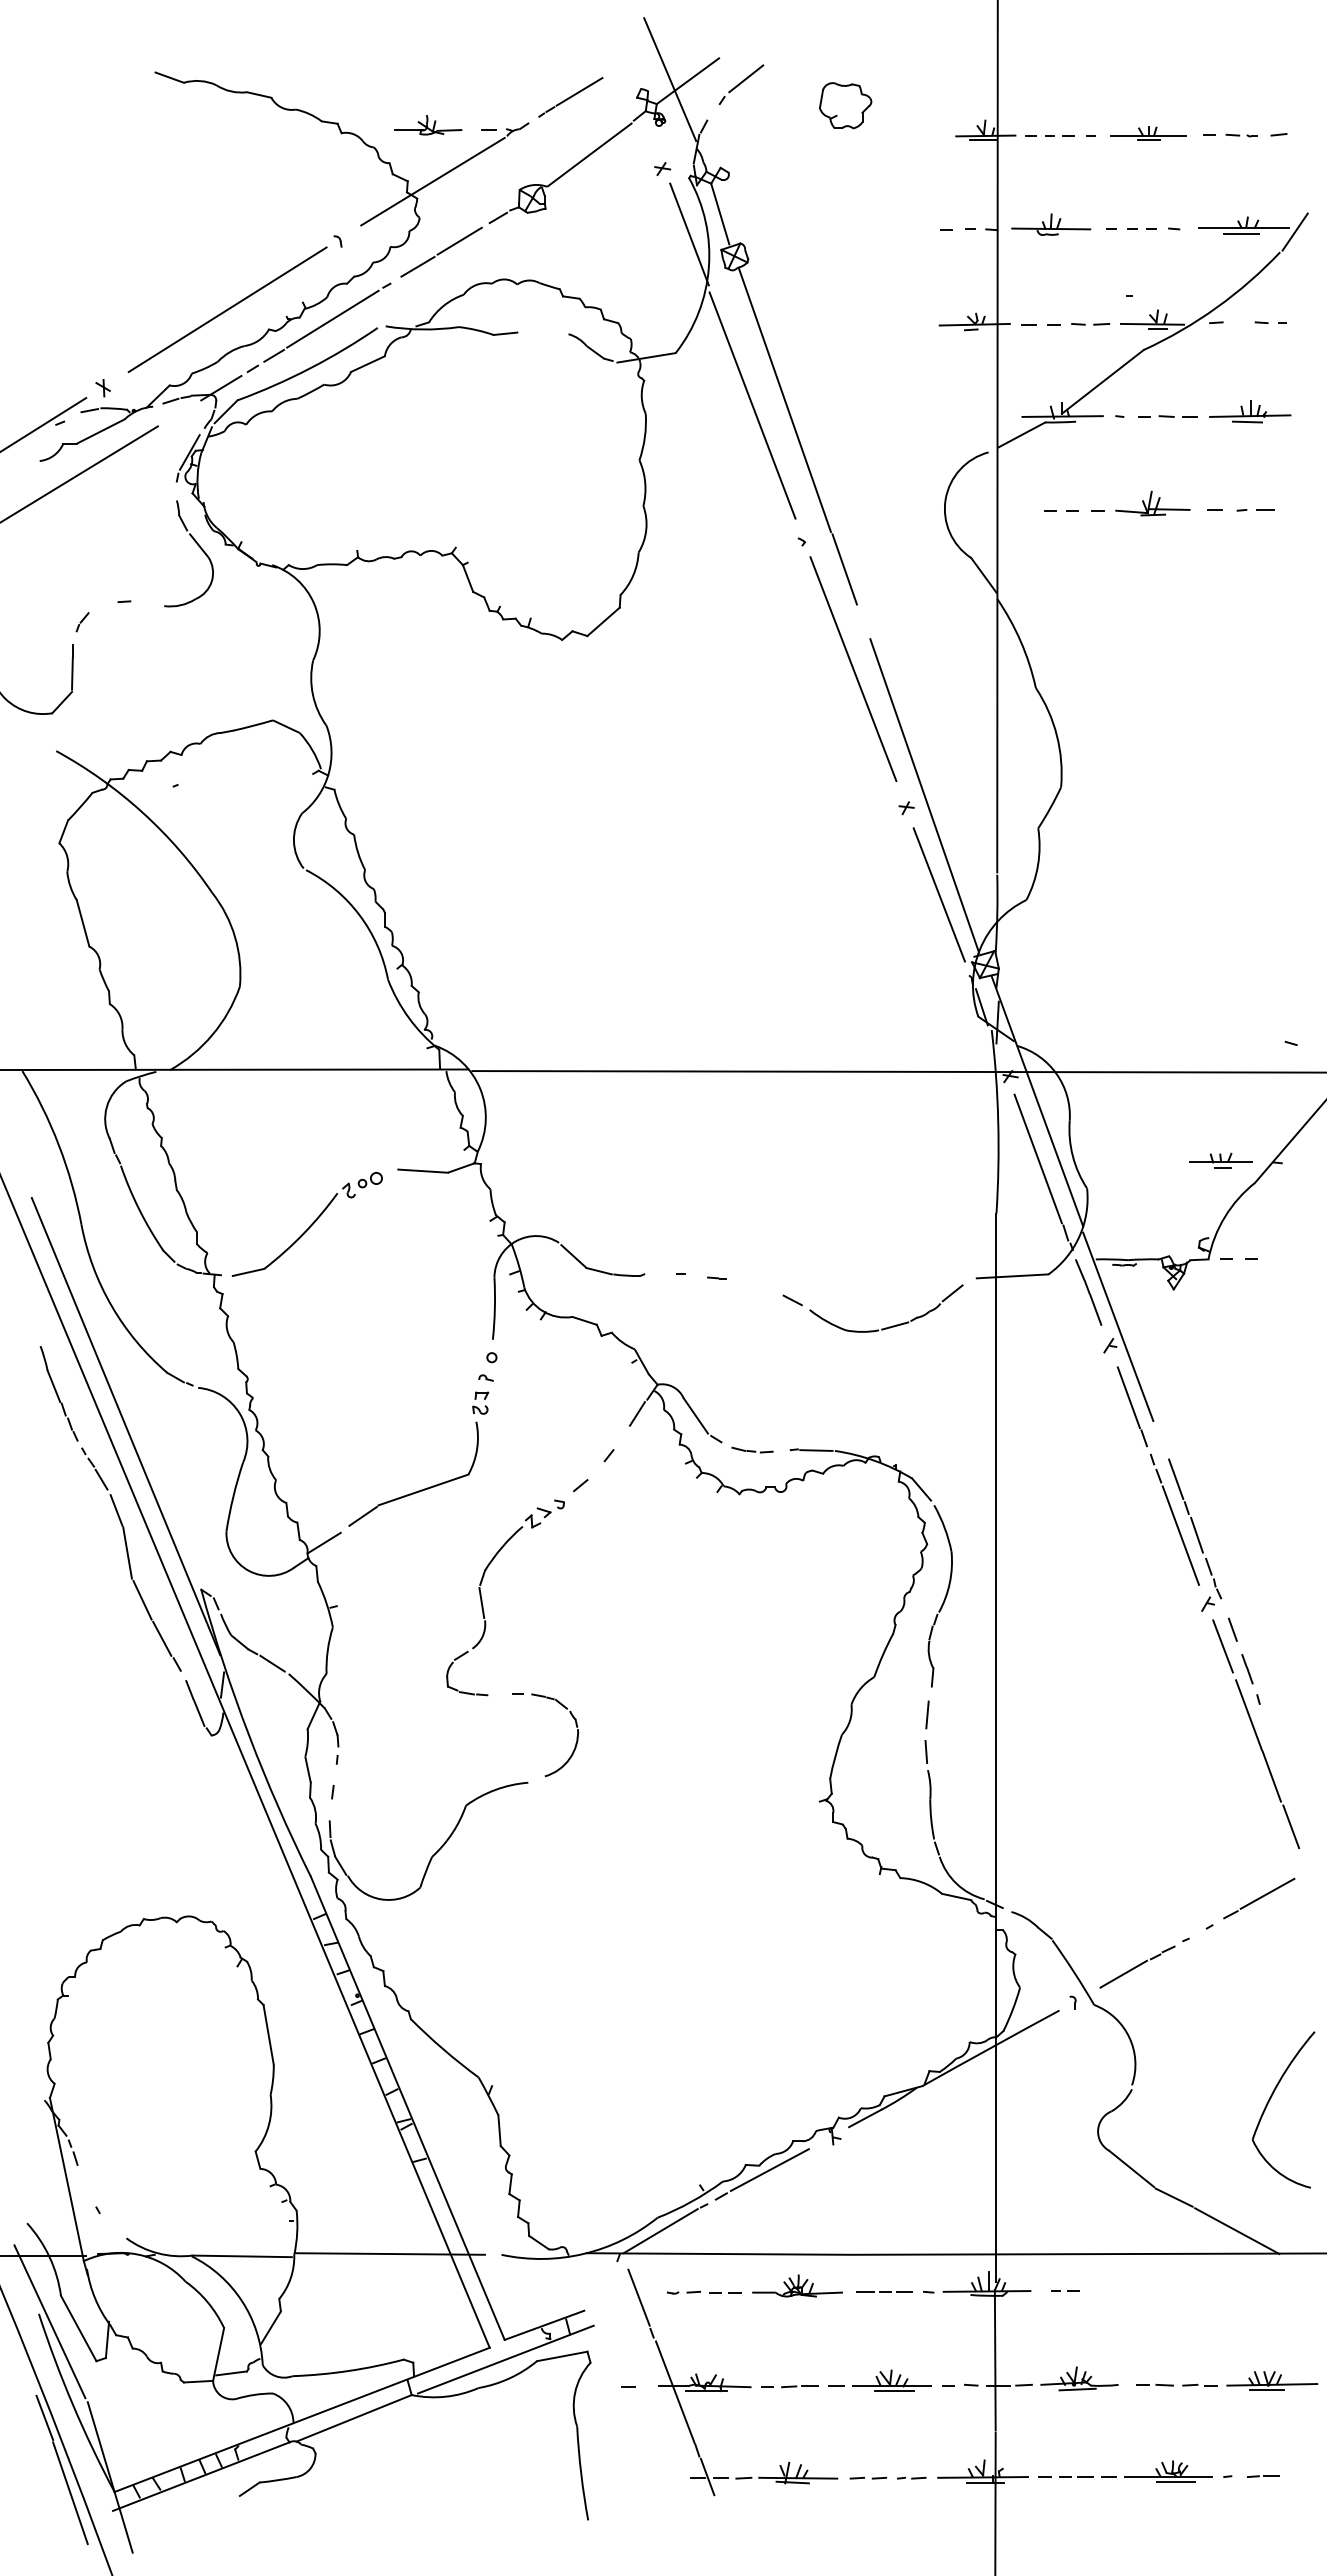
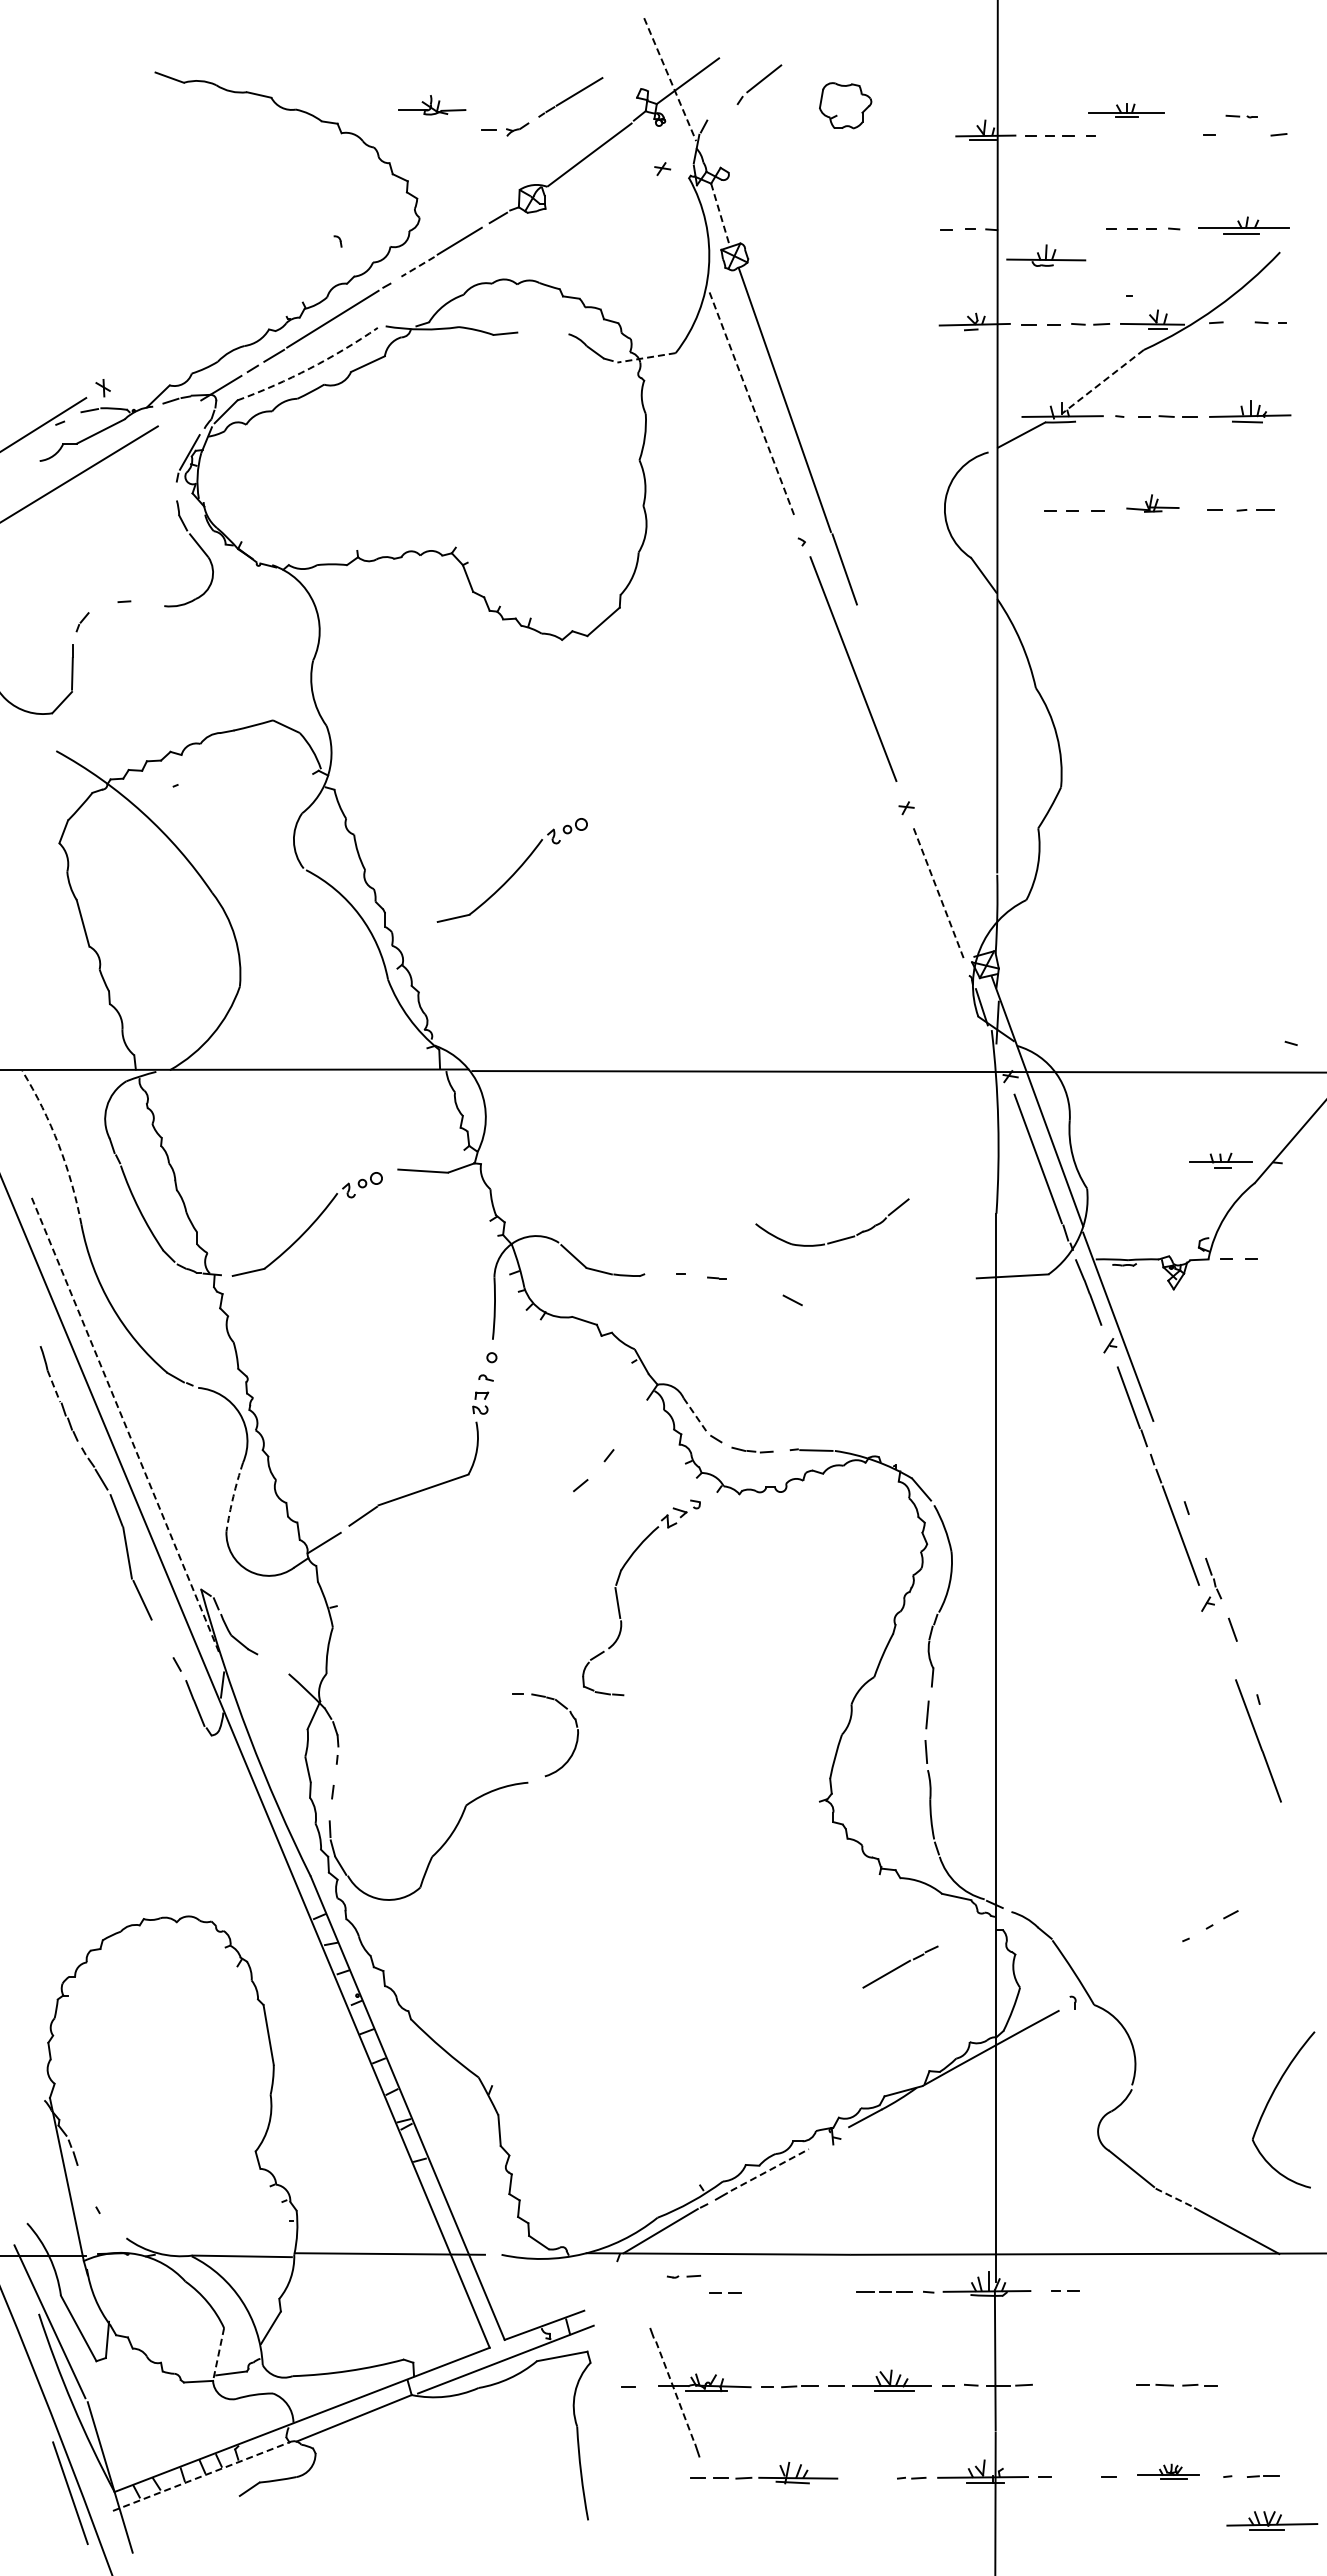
line: solid -> dashed (670, 79)
part position: (741, 84) -> (759, 84) (759, 84)
part position: (428, 125) -> (432, 105) (432, 105)
part position: (1148, 133) -> (1126, 110) (1126, 110)
part position: (1241, 135) -> (1241, 116) (1241, 116)
line: present -> none (432, 181)
line: solid -> dashed (720, 214)
part position: (1051, 224) -> (1046, 255) (1046, 255)
line: present -> none (1294, 231)
line: present -> none (689, 234)
line: solid -> dashed (417, 267)
line: present -> none (227, 309)
line: solid -> dashed (646, 357)
arc: solid -> dashed (309, 368)
line: solid -> dashed (1102, 381)
line: solid -> dashed (752, 405)
part size: 76x27 px -> 54x19 px (1152, 503)
line: present -> none (924, 795)
part: none -> present (511, 870)
line: solid -> dashed (939, 895)
arc: solid -> dashed (58, 1145)
part position: (892, 1325) -> (838, 1239) (838, 1239)
line: solid -> dashed (53, 1386)
line: present -> none (637, 1413)
line: solid -> dashed (695, 1415)
line: solid -> dashed (126, 1426)
line: present -> none (1176, 1479)
arc: solid -> dashed (233, 1496)
line: present -> none (1196, 1534)
part position: (482, 1599) -> (618, 1599) (618, 1599)
line: present -> none (162, 1638)
line: present -> none (1222, 1646)
line: present -> none (272, 1663)
line: present -> none (1247, 1669)
line: present -> none (1291, 1826)
line: present -> none (1267, 1893)
part position: (1137, 1966) -> (900, 1966) (900, 1966)
line: solid -> dashed (770, 2169)
line: solid -> dashed (1174, 2197)
part: present -> none (797, 2285)
part position: (683, 2292) -> (683, 2276) (683, 2276)
line: present -> none (638, 2297)
line: solid -> dashed (218, 2354)
part: present -> none (1079, 2378)
part position: (1272, 2380) -> (1272, 2520) (1272, 2520)
line: solid -> dashed (675, 2392)
line: present -> none (44, 2417)
part size: 89x23 px -> 63x17 px (1168, 2471)
line: solid -> dashed (201, 2476)
line: present -> none (707, 2476)
line: present -> none (1077, 2476)
part: present -> none (867, 2477)
